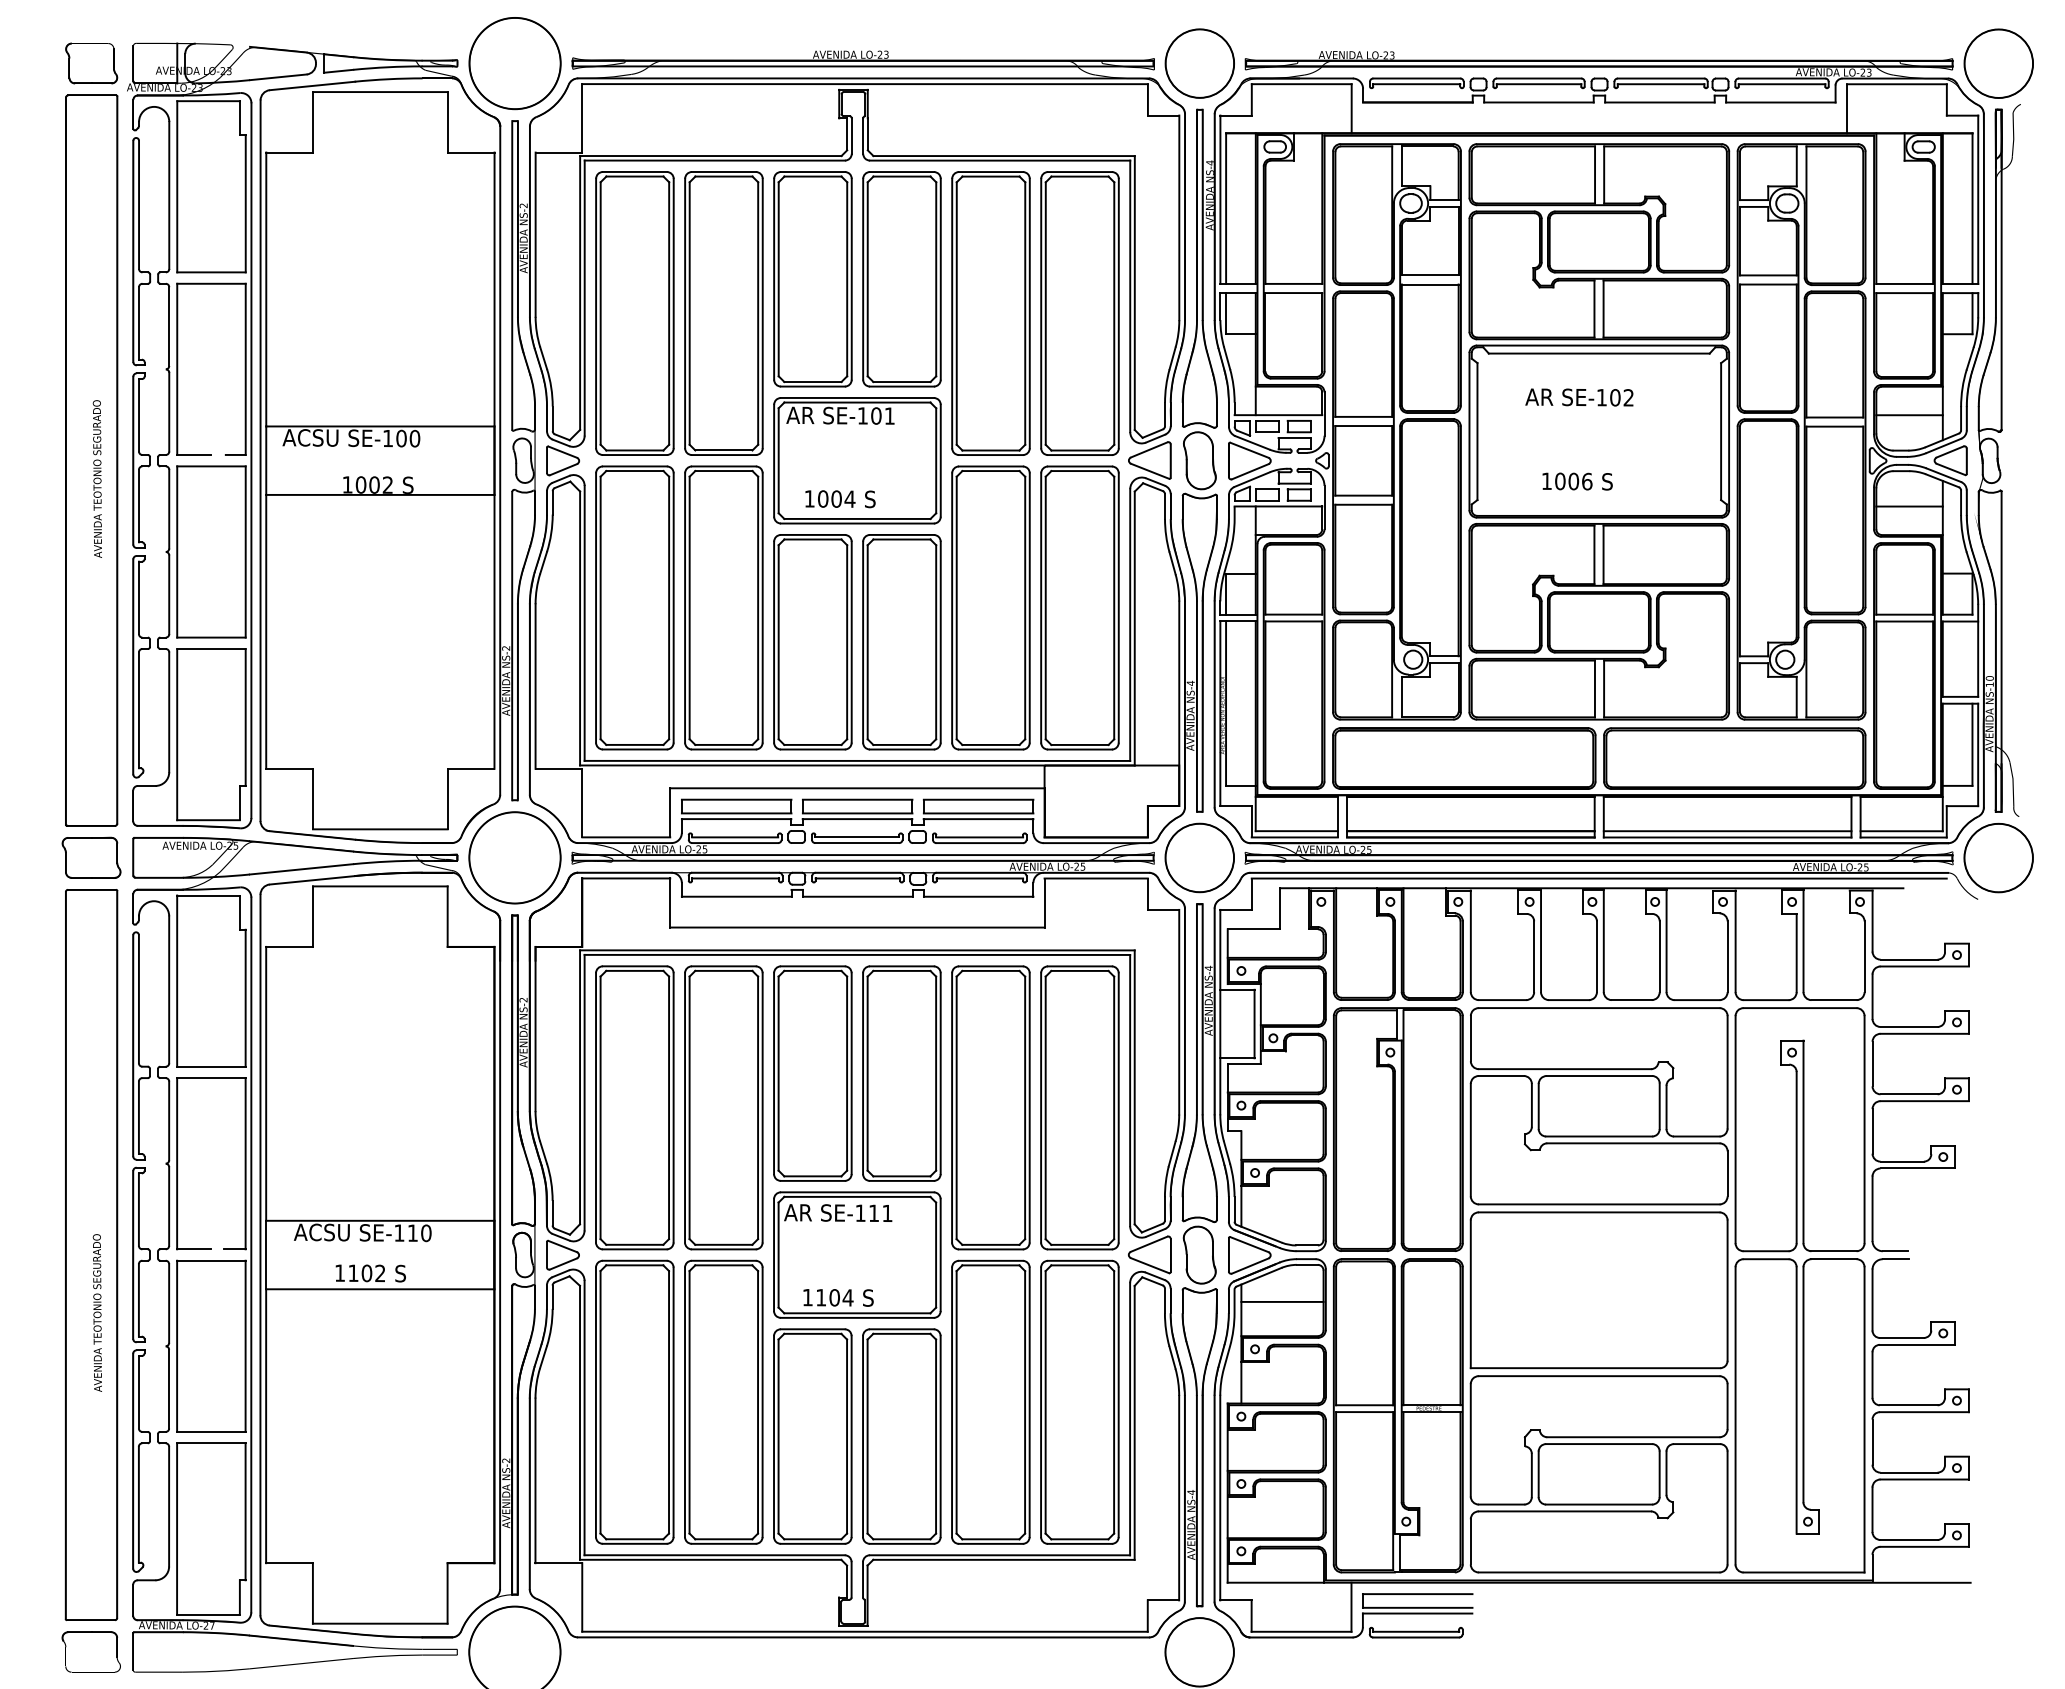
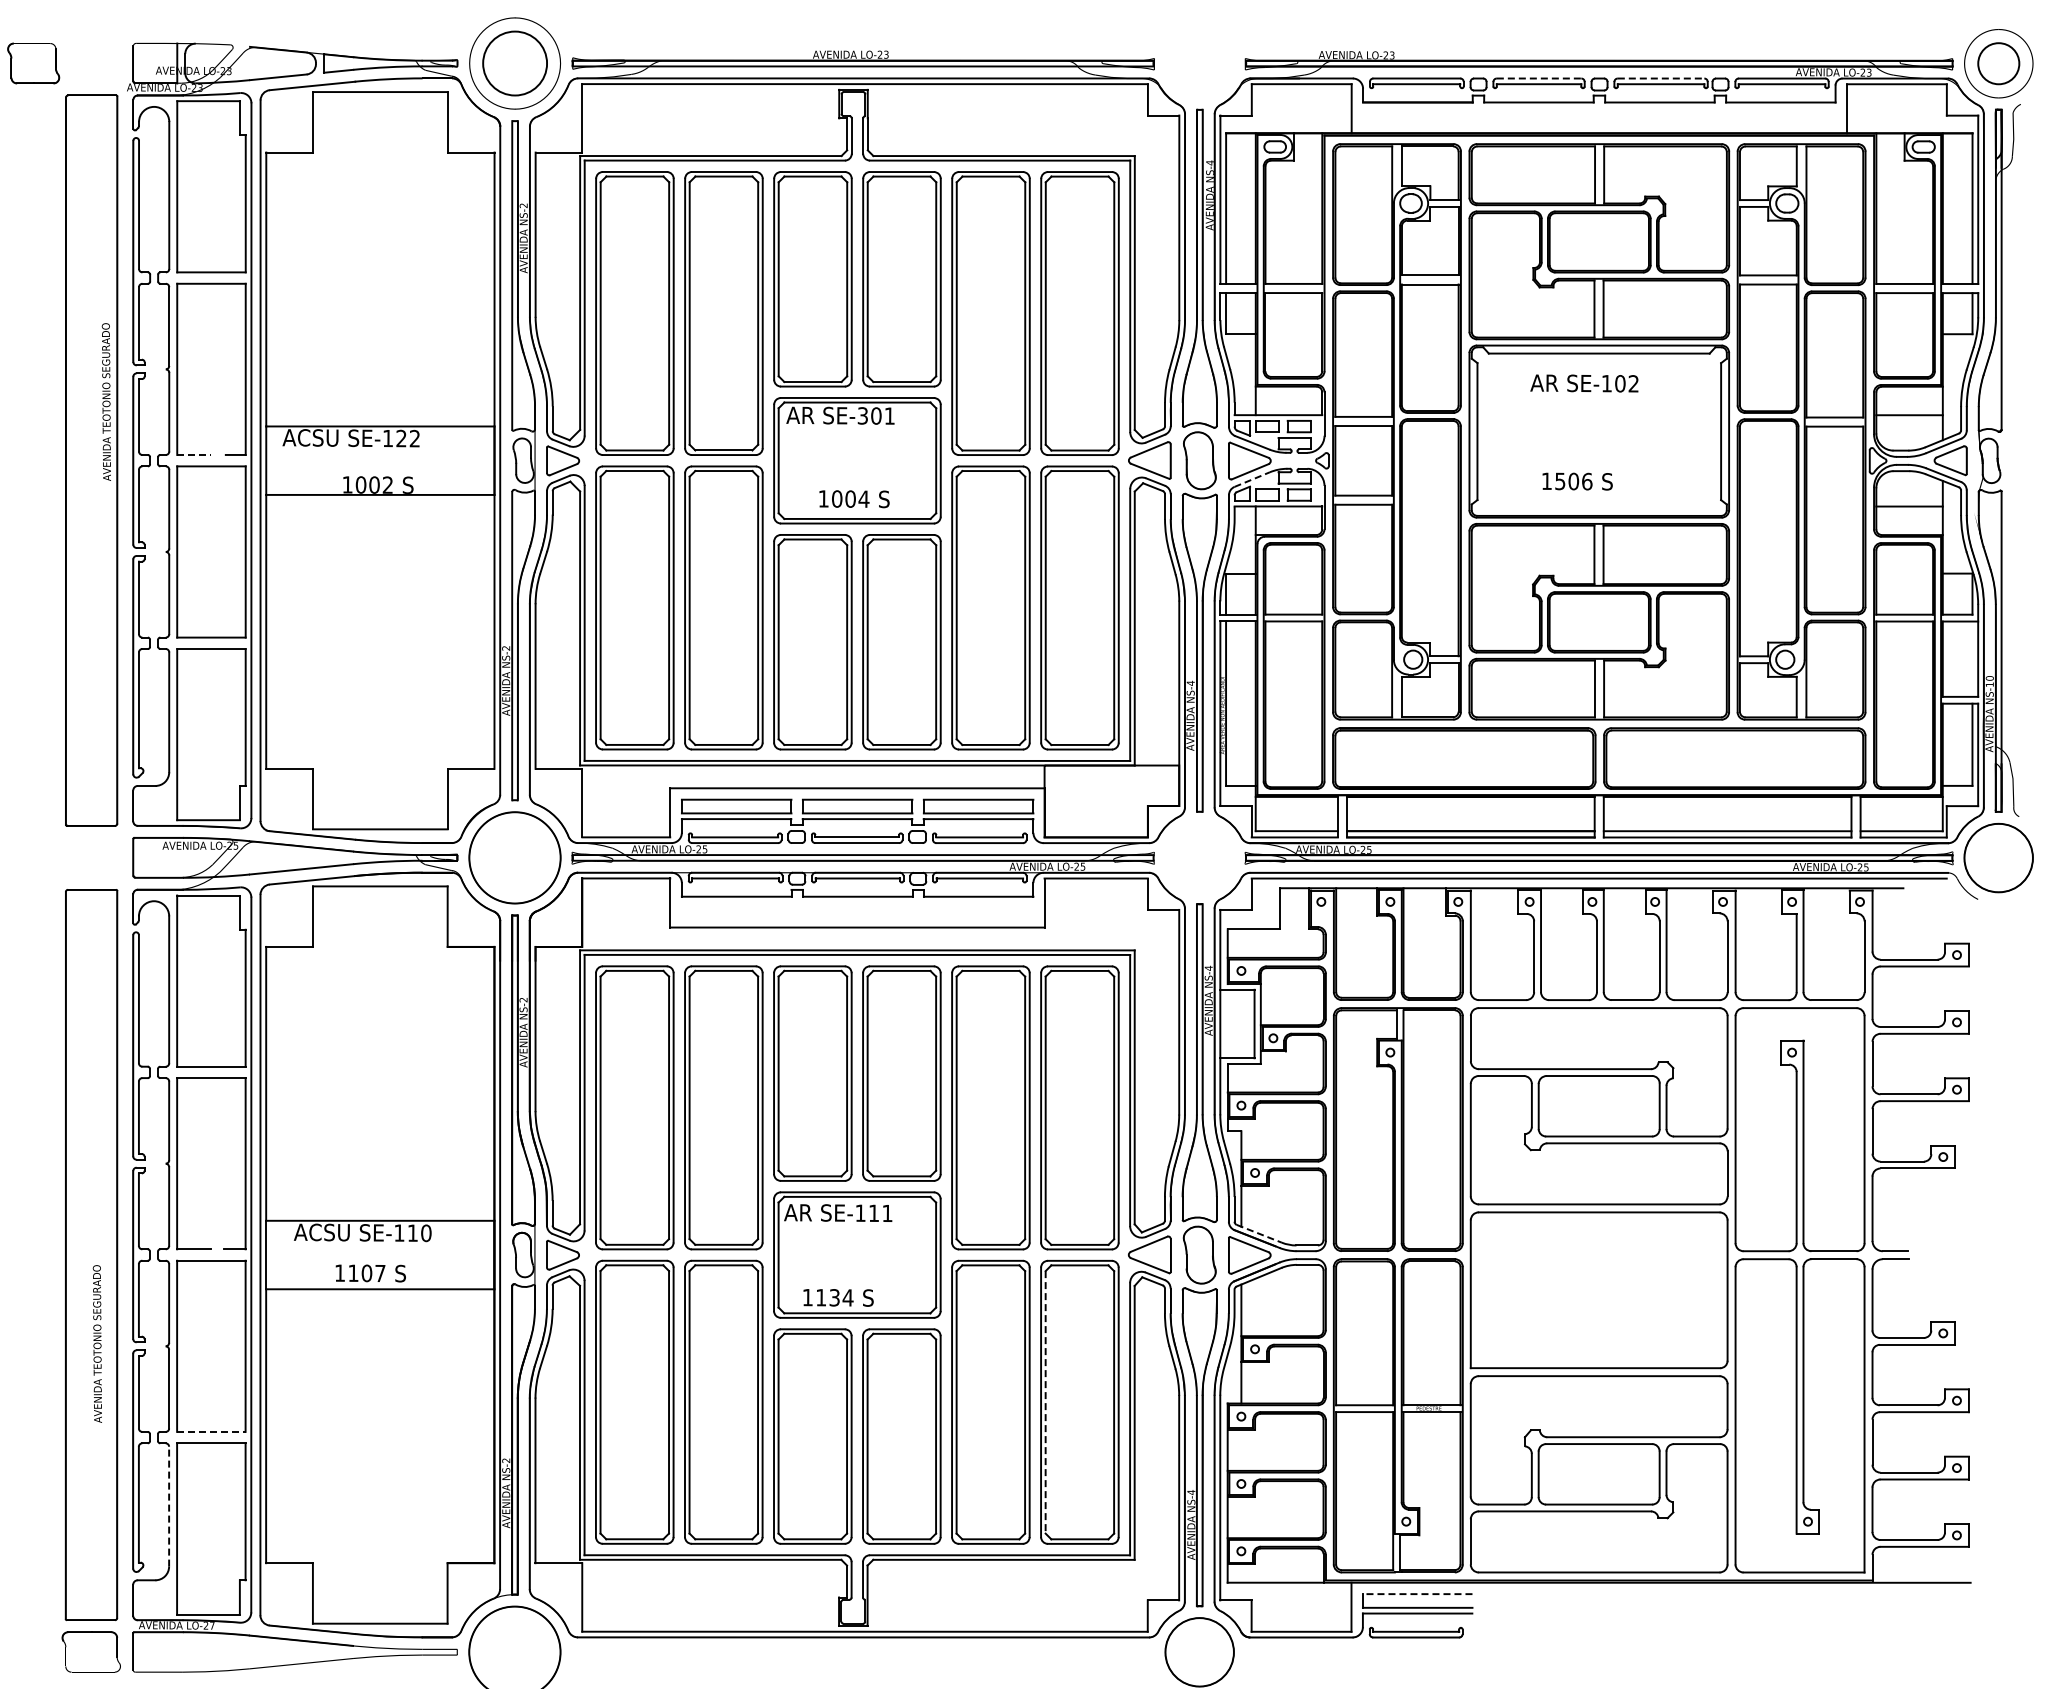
part position: (91, 63) -> (33, 63) (33, 63)
circle diameter: 91 px -> 64 px (515, 63)
circle: present -> none (1199, 63)
circle diameter: 68 px -> 41 px (1998, 63)
line: solid -> dashed (1539, 78)
line: solid -> dashed (1661, 78)
text position: (1579, 397) -> (1584, 383) (1584, 383)
text: SE-101 -> SE-301 (862, 415)
text: SE-100 -> SE-122 (408, 438)
line: solid -> dashed (193, 454)
text position: (96, 478) -> (105, 401) (105, 401)
line: solid -> dashed (1252, 479)
text: 1006 -> 1506 (1560, 481)
text position: (840, 499) -> (854, 499) (854, 499)
part: present -> none (91, 857)
part: present -> none (1199, 857)
line: solid -> dashed (1259, 1233)
text: 1102 -> 1107 (380, 1273)
text: 1104 -> 1134 (834, 1297)
line: present -> none (1282, 1301)
text position: (96, 1312) -> (96, 1343) (96, 1343)
line: solid -> dashed (1045, 1402)
line: solid -> dashed (211, 1431)
line: solid -> dashed (169, 1506)
line: solid -> dashed (1417, 1594)
